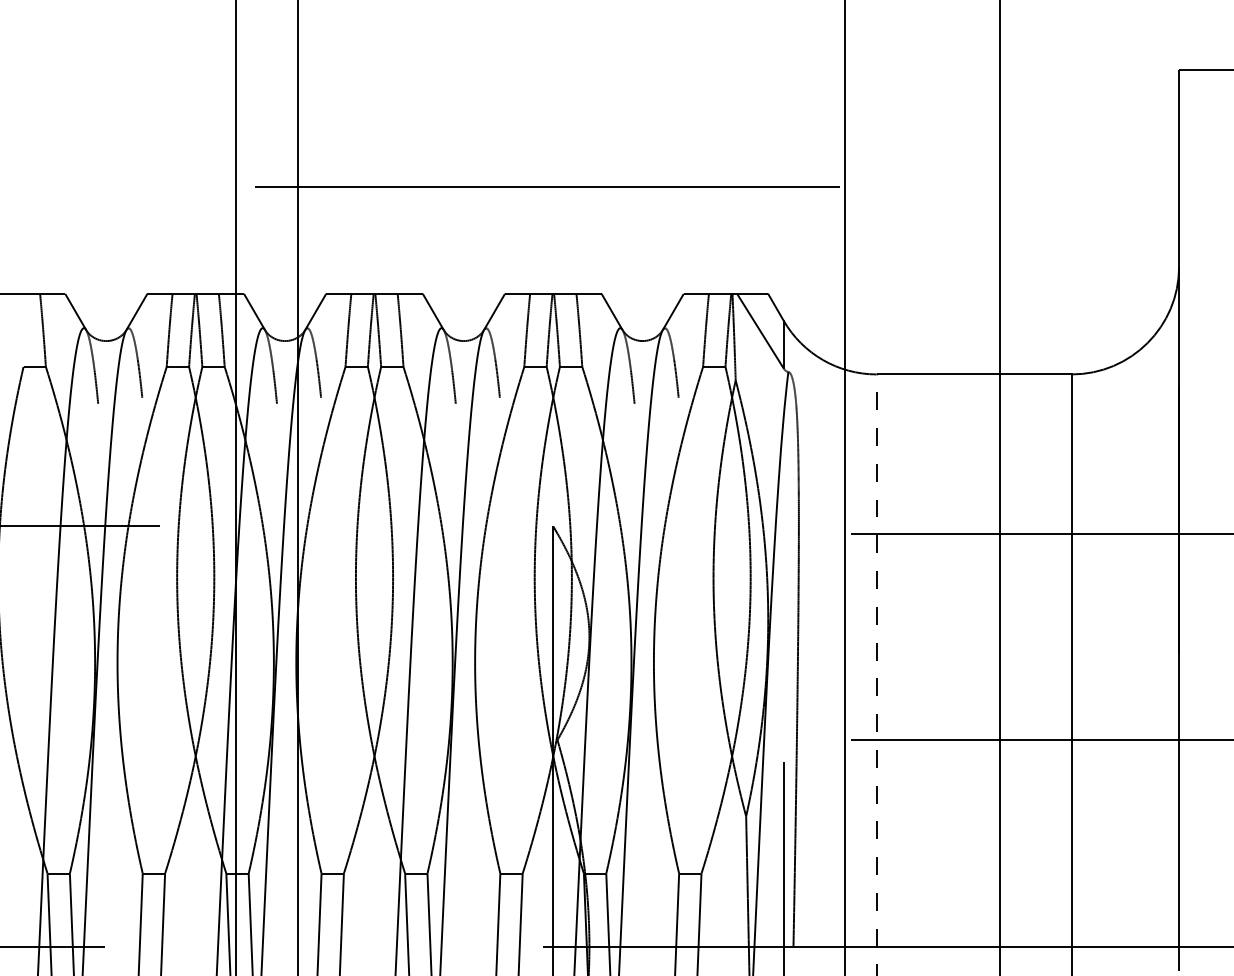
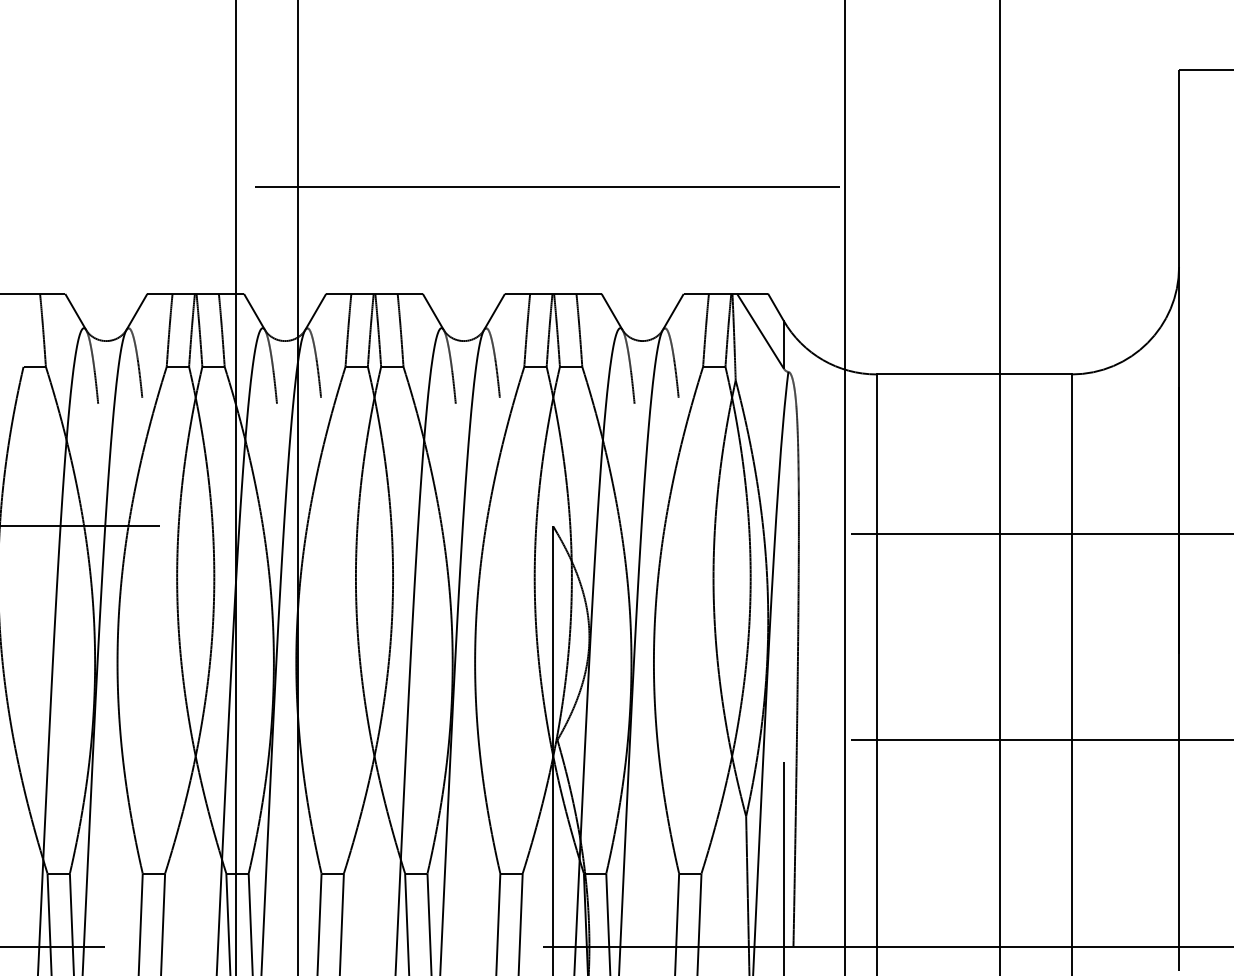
line: dashed -> solid (876, 674)
